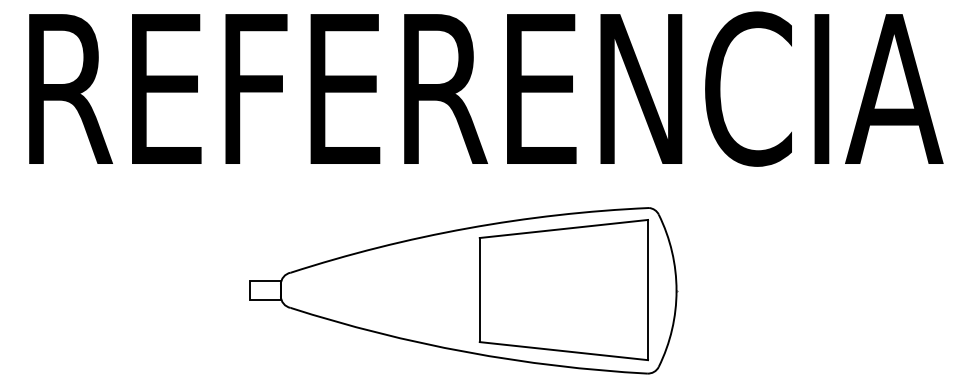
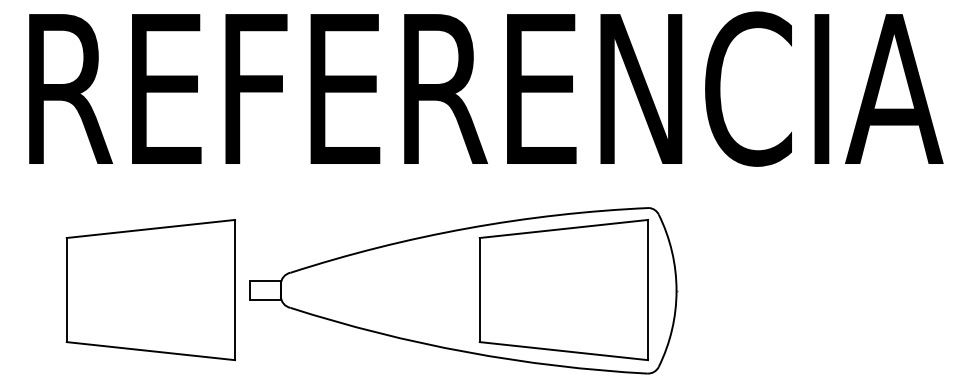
part: none -> present (150, 290)
